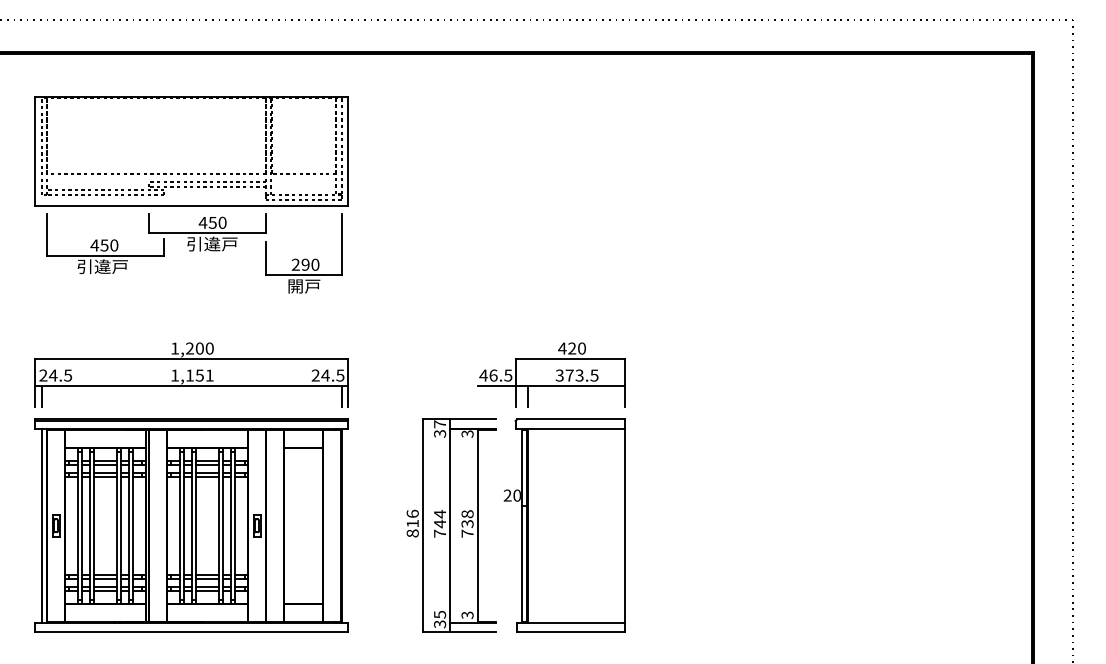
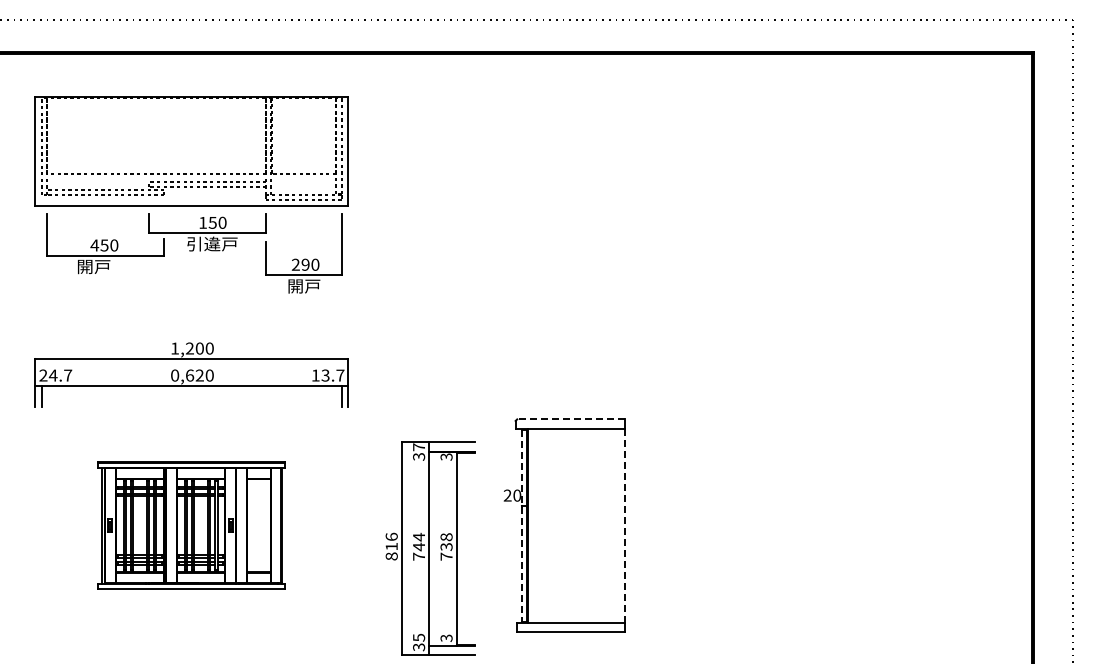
text: 450 -> 150 (202, 222)
text: 引違戸 -> 開戸 (102, 266)
part: present -> none (551, 374)
text: 24.5 -> 24.7 (68, 375)
text: 1,151 -> 0,620 (192, 375)
text: 24.5 -> 13.7 (327, 375)
line: solid -> dashed (571, 419)
part size: 315x215 px -> 189x129 px (191, 525)
part position: (451, 525) -> (430, 548) (430, 548)
line: solid -> dashed (625, 525)
line: solid -> dashed (521, 526)
